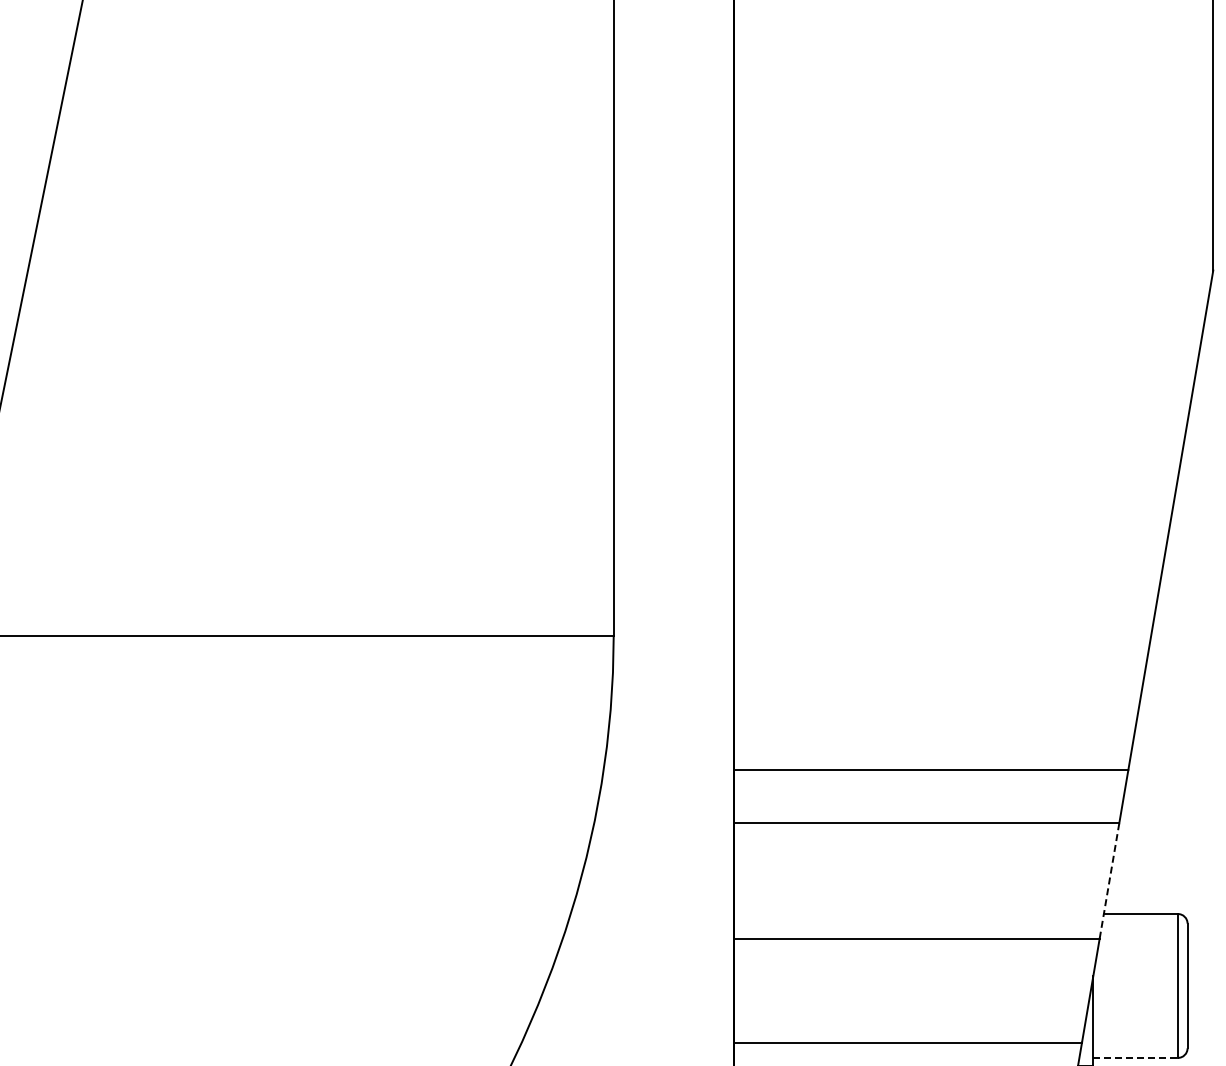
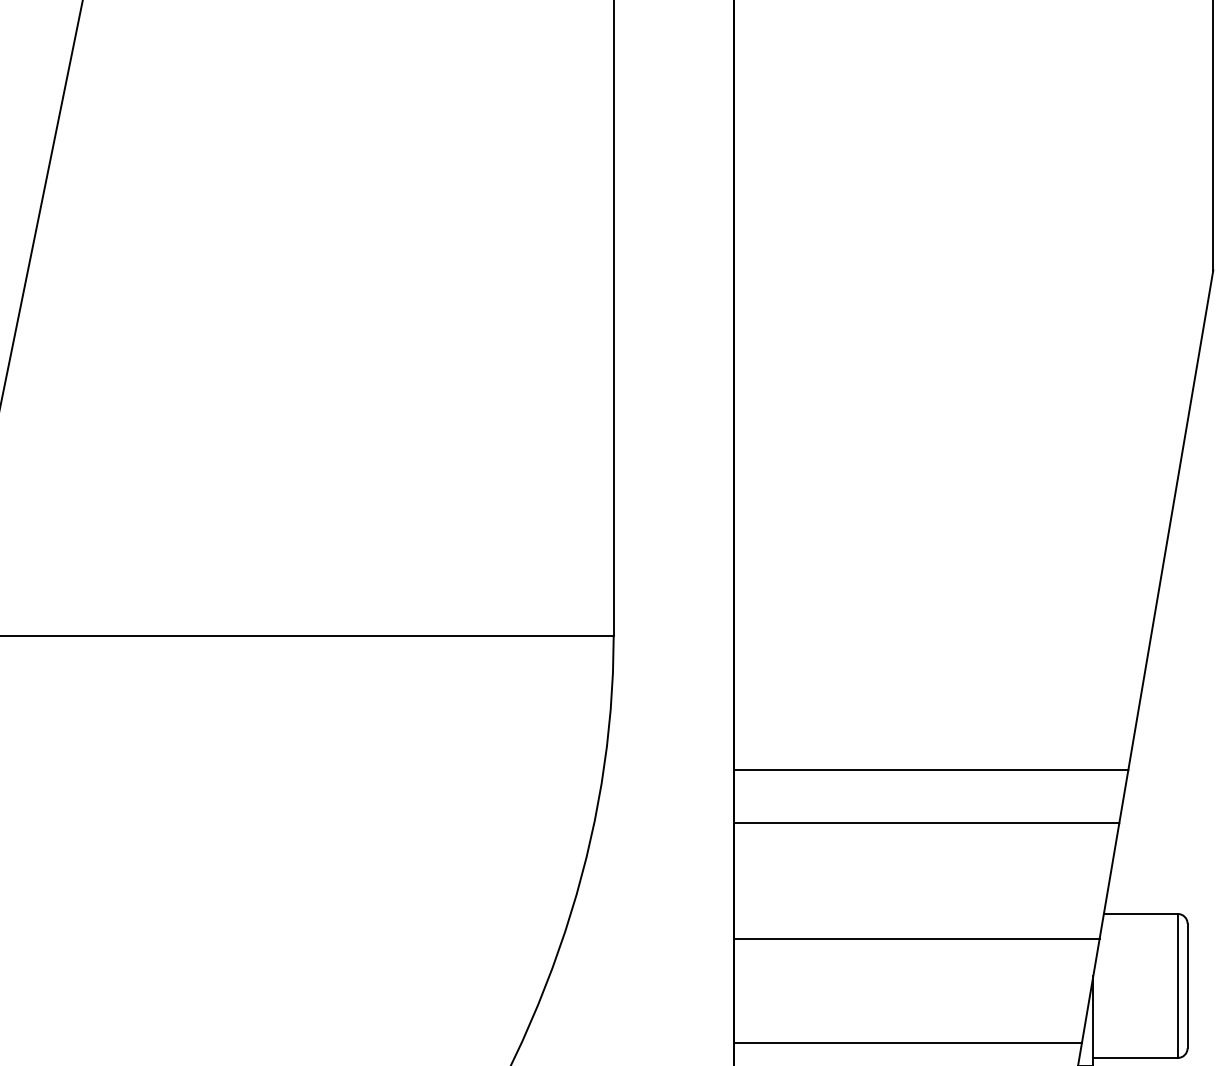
line: dashed -> solid (1109, 880)
line: dashed -> solid (1136, 1057)
